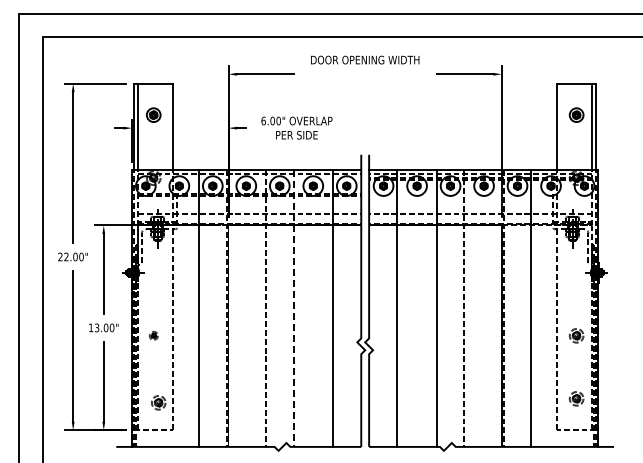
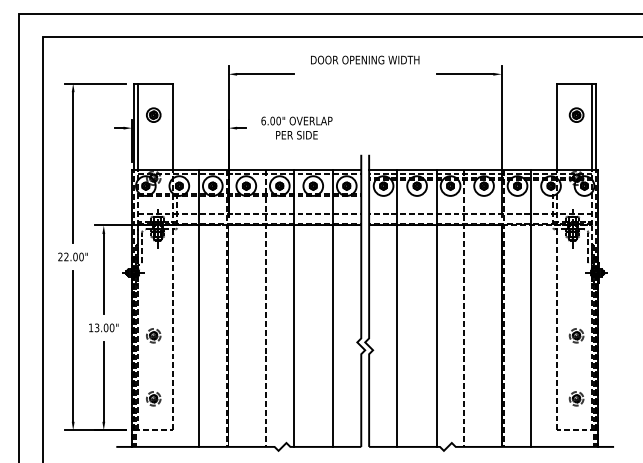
line: dashed -> solid (293, 309)
part size: 11x11 px -> 16x16 px (153, 335)
part position: (158, 402) -> (153, 398) (153, 398)
